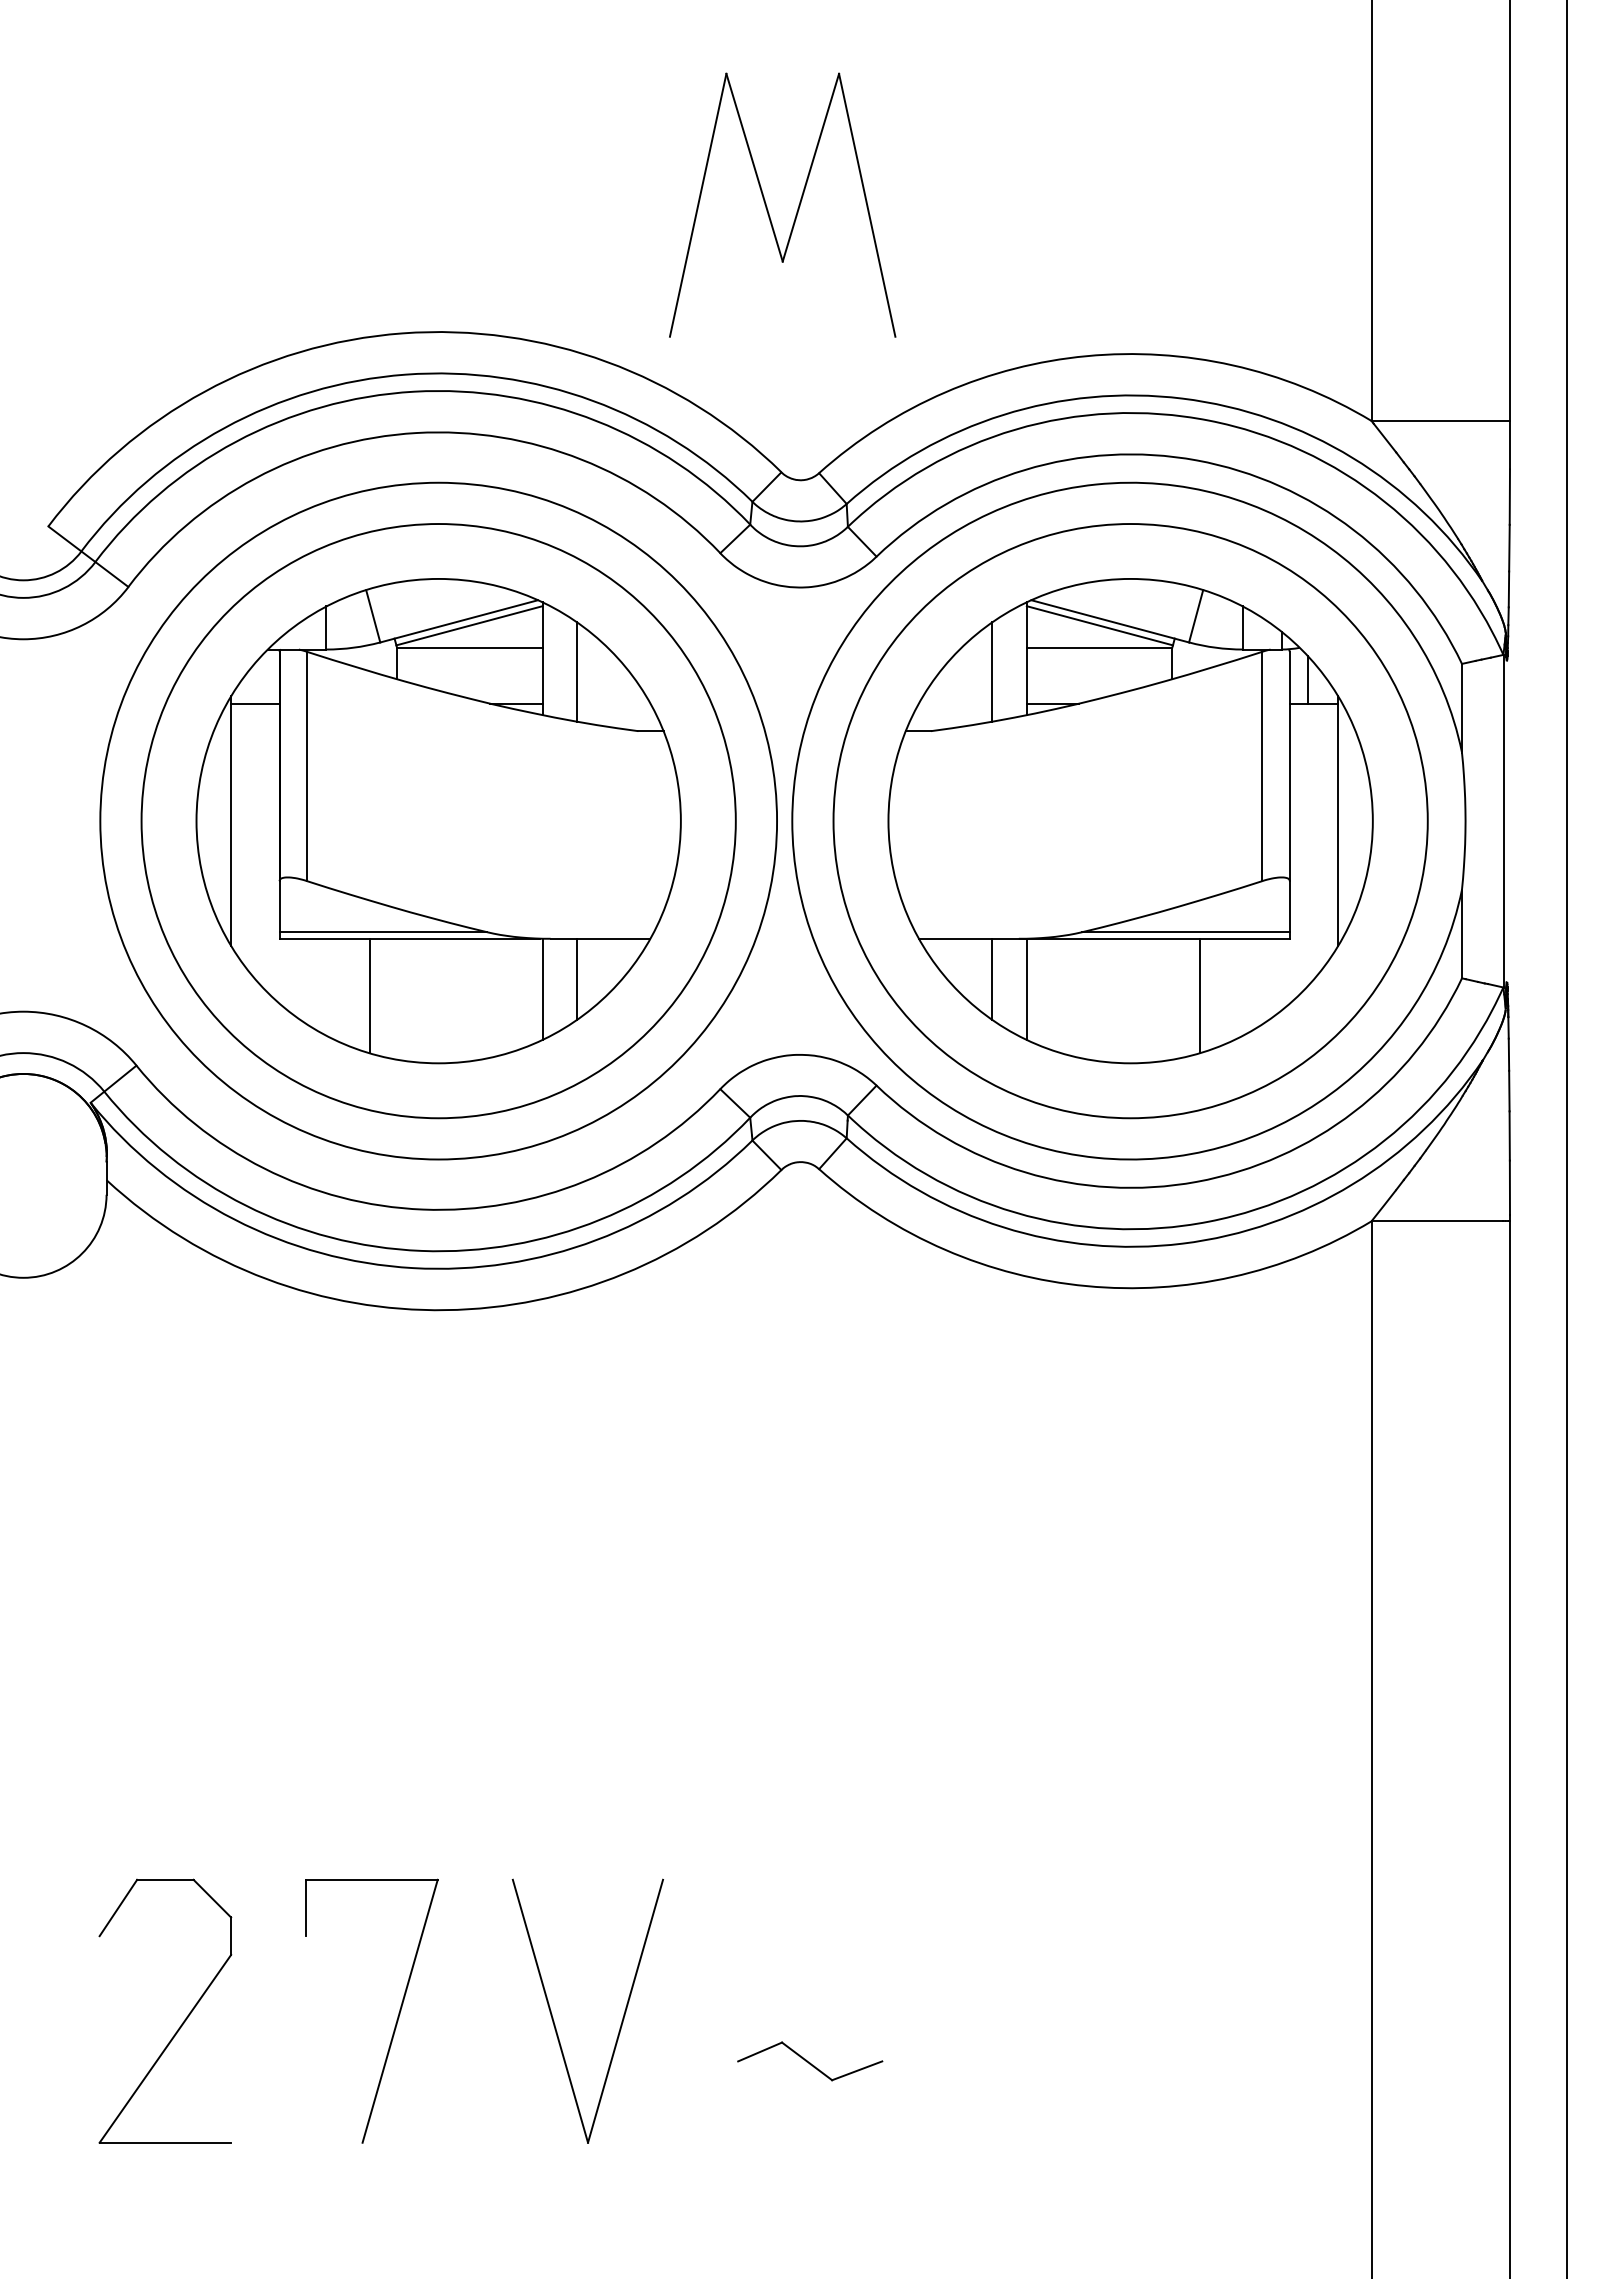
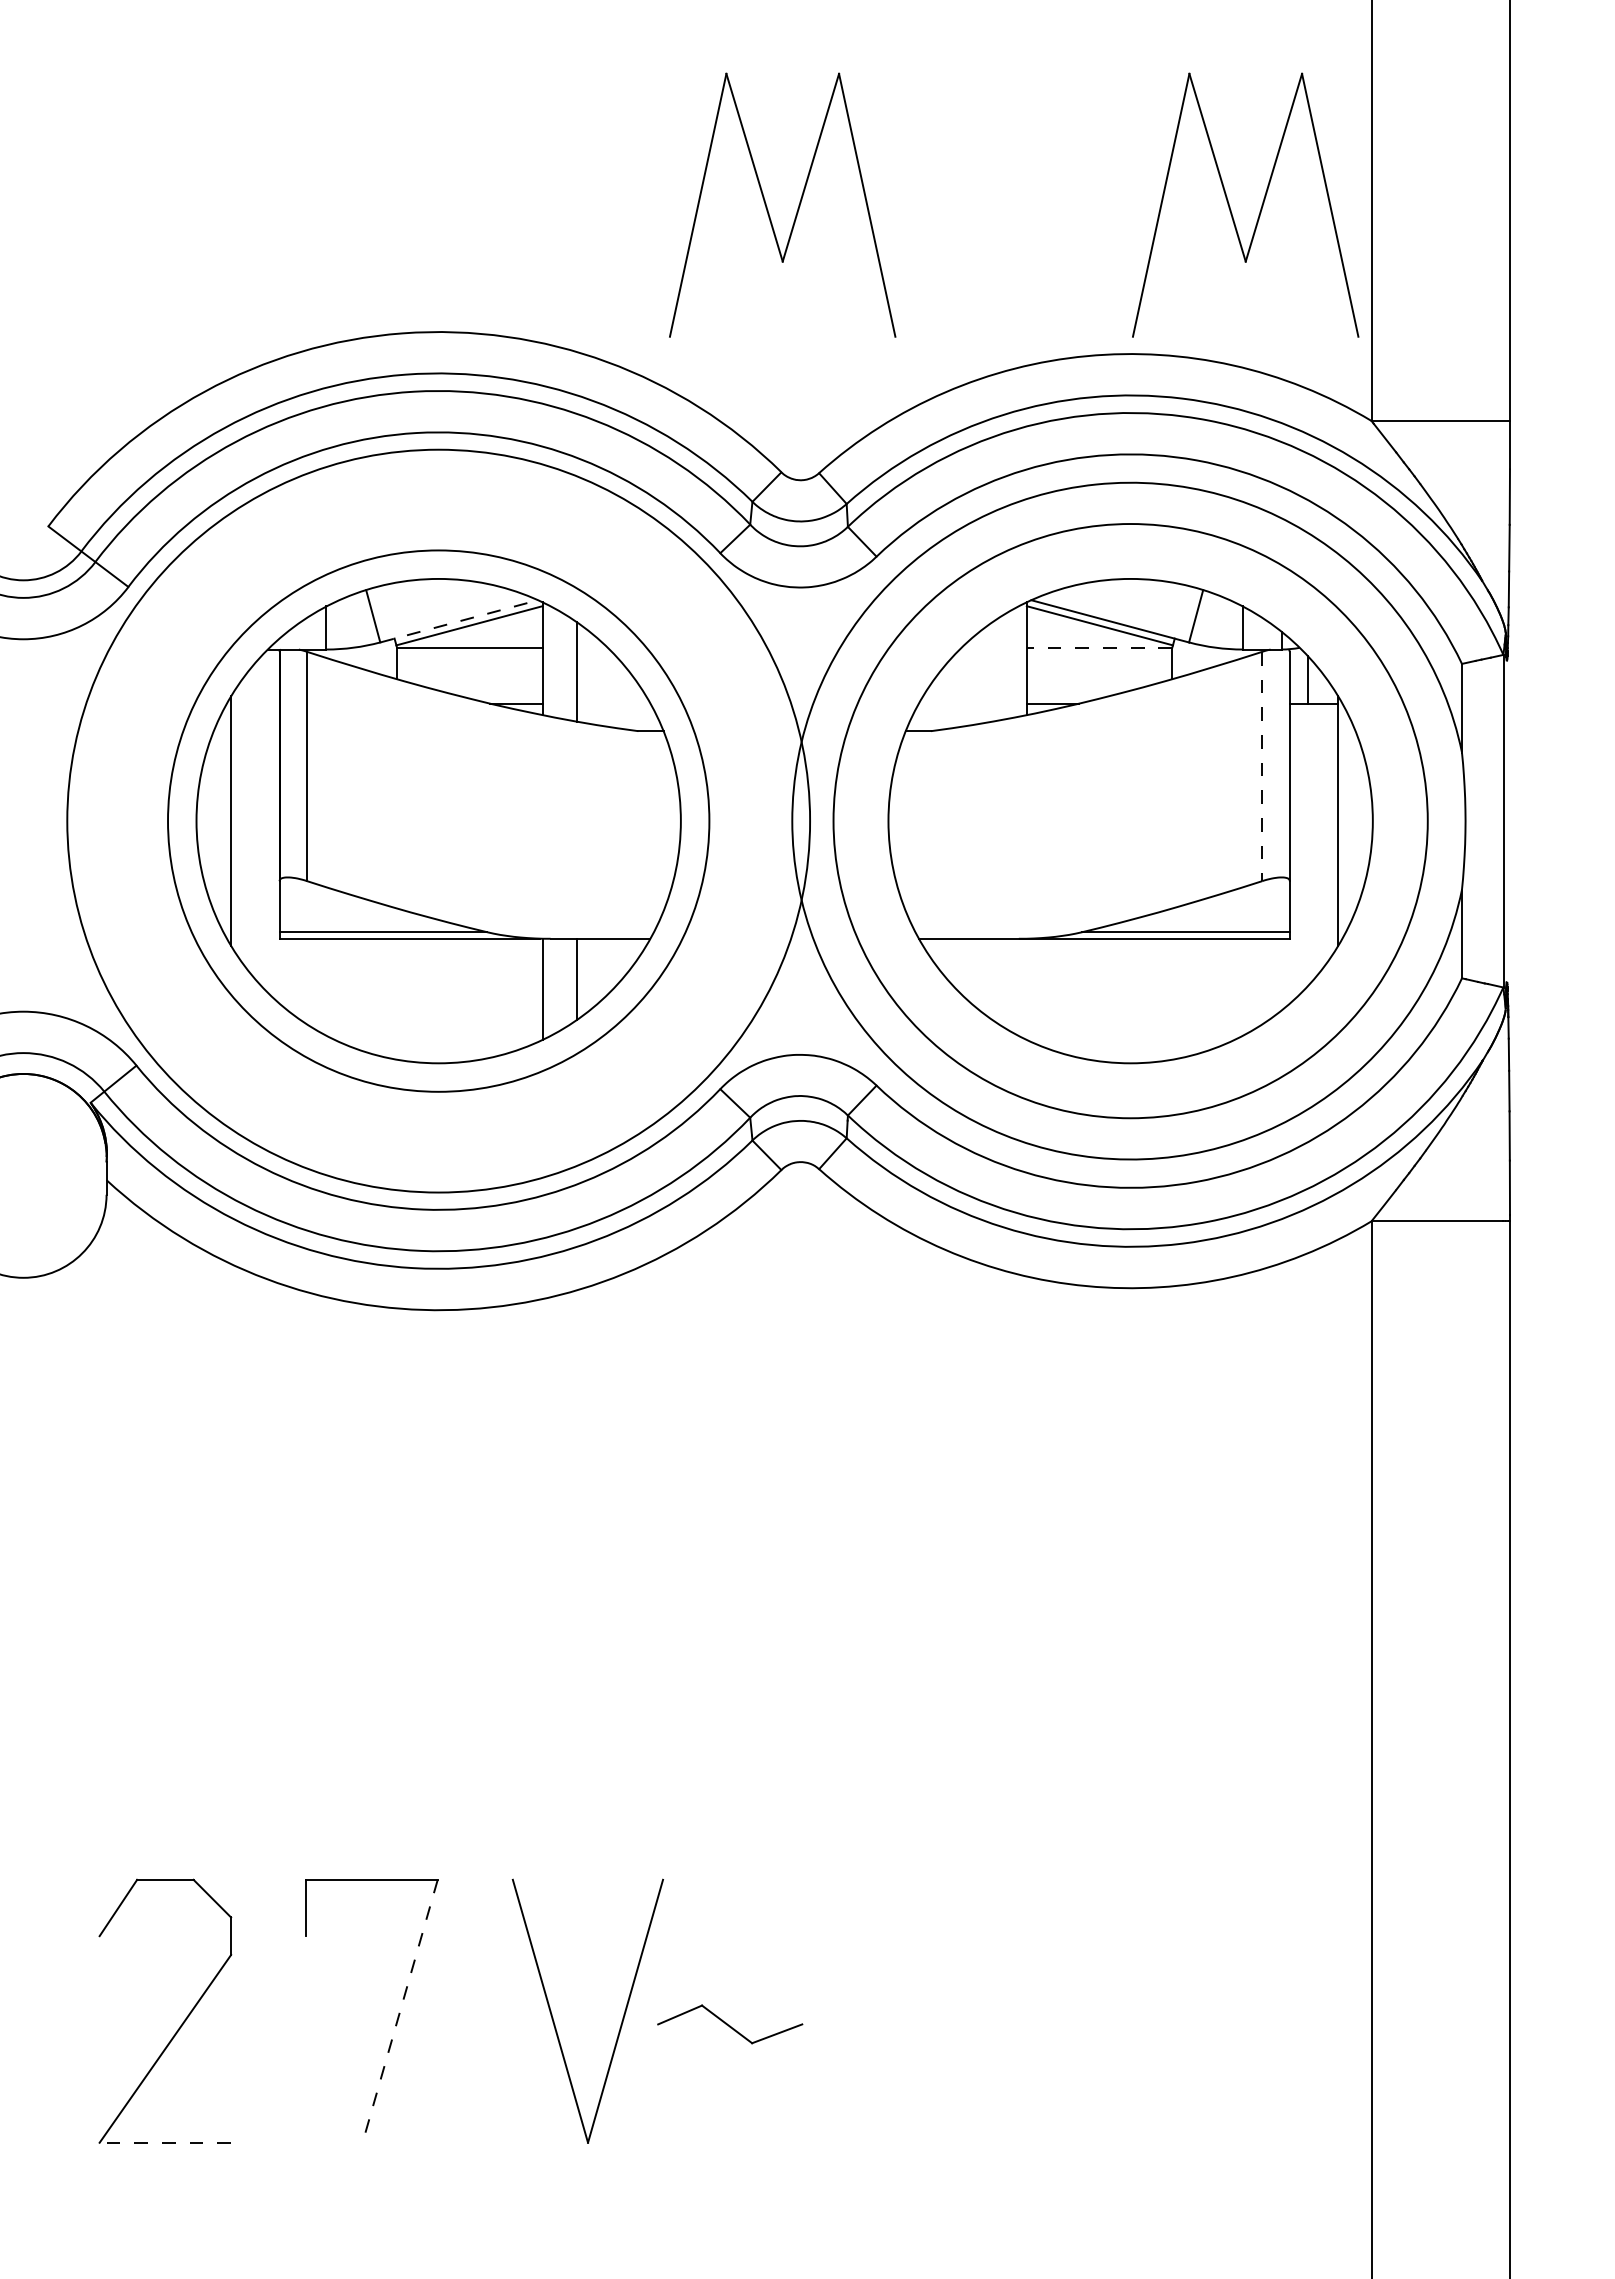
part: none -> present (1231, 209)
line: solid -> dashed (459, 621)
line: solid -> dashed (1099, 648)
line: present -> none (992, 671)
line: present -> none (255, 703)
line: solid -> dashed (1262, 766)
circle diameter: 677 px -> 541 px (438, 820)
circle diameter: 594 px -> 743 px (438, 820)
line: present -> none (992, 978)
line: present -> none (1026, 988)
line: present -> none (369, 995)
line: present -> none (1199, 995)
line: present -> none (1566, 1138)
line: solid -> dashed (400, 2011)
part position: (810, 2061) -> (730, 2024) (730, 2024)
line: solid -> dashed (165, 2142)
